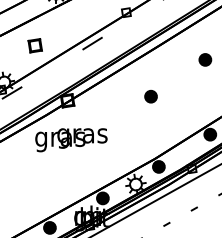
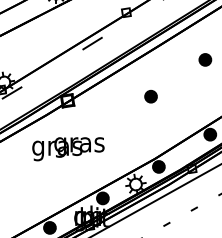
part: present -> none (34, 45)
text position: (71, 140) -> (68, 149) (68, 149)
